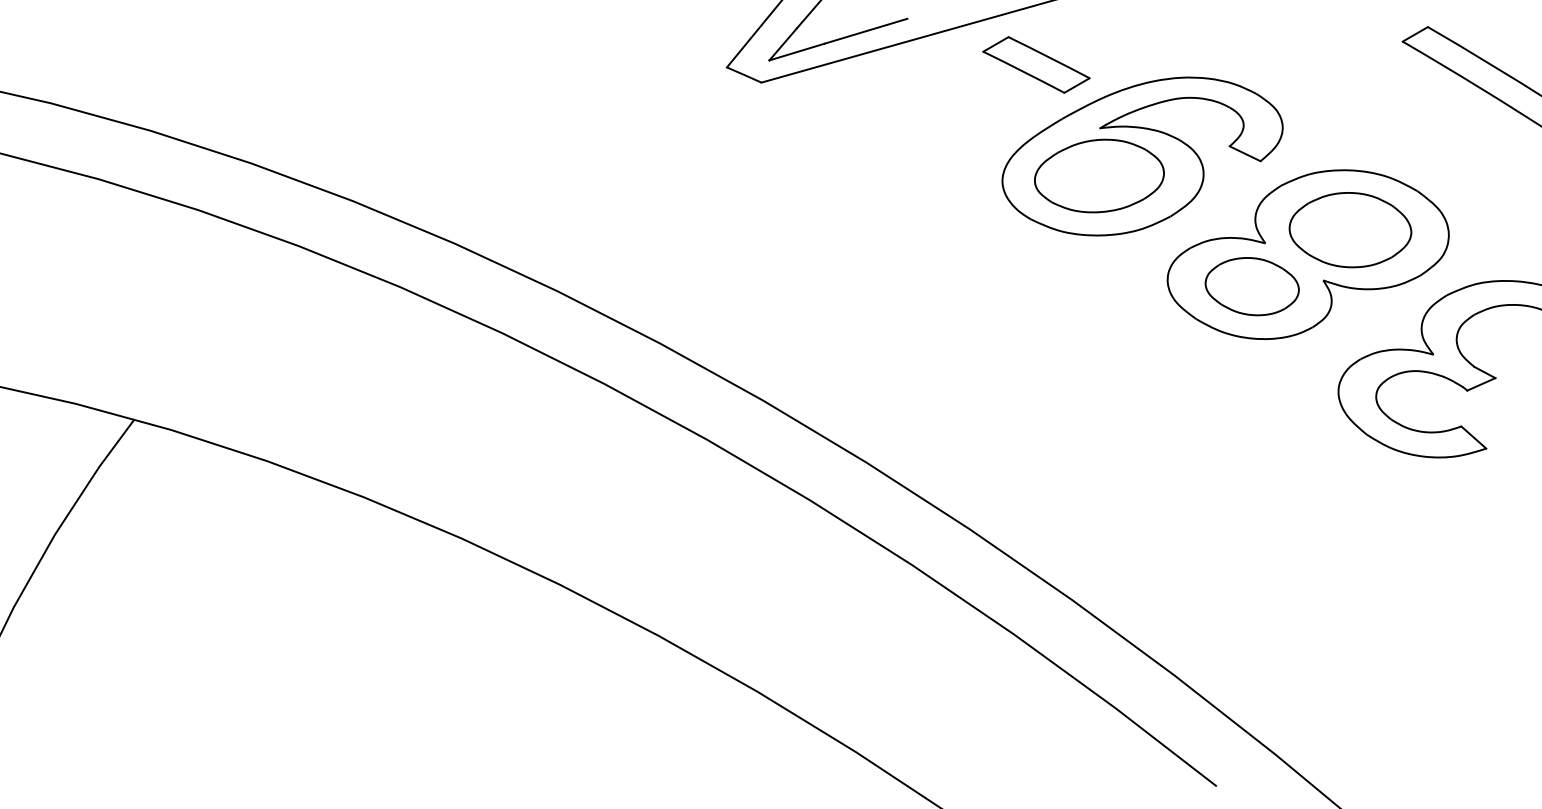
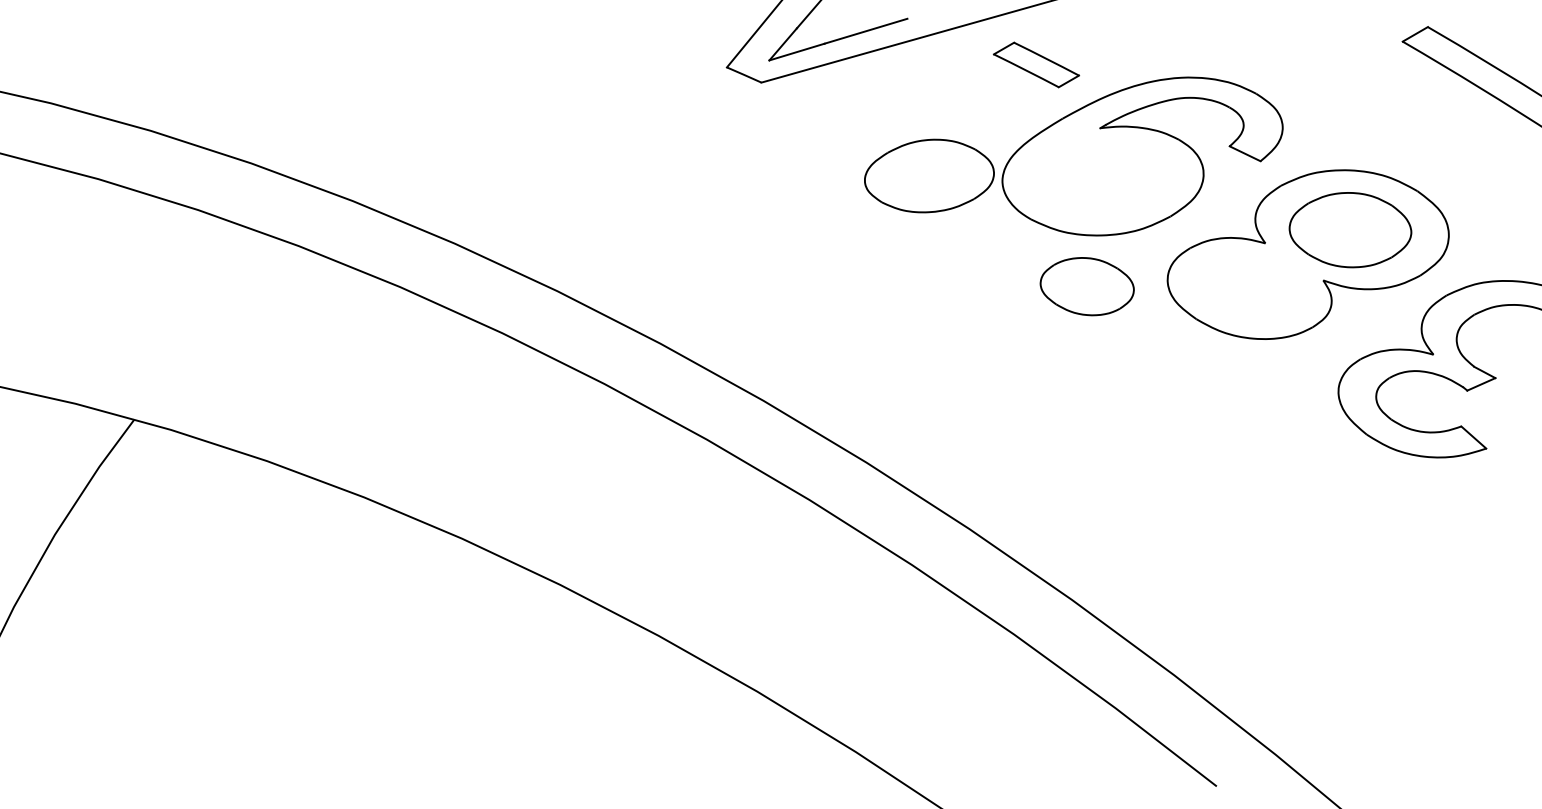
part size: 109x58 px -> 88x48 px (1035, 64)
part position: (1099, 175) -> (929, 175) (929, 175)
part position: (1251, 286) -> (1086, 286) (1086, 286)
